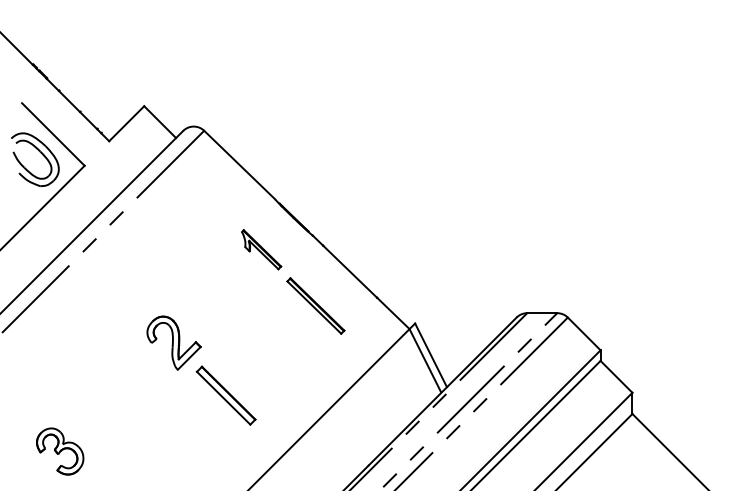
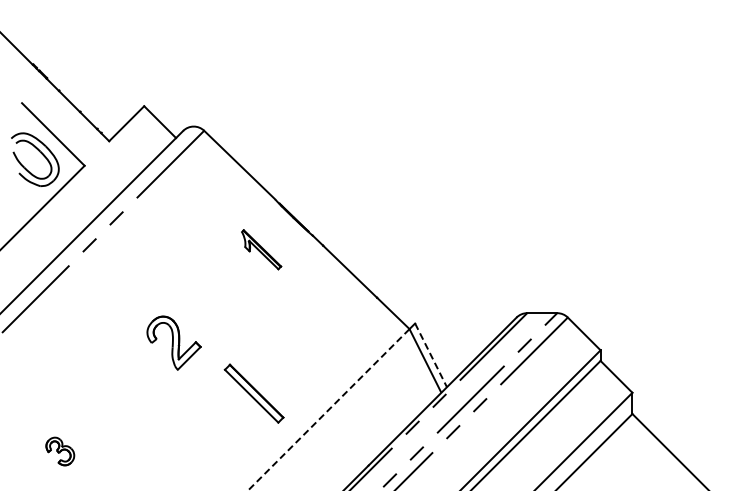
part: present -> none (315, 305)
line: solid -> dashed (431, 355)
part position: (225, 395) -> (253, 393) (253, 393)
line: solid -> dashed (328, 410)
part size: 49x49 px -> 31x31 px (60, 451)
